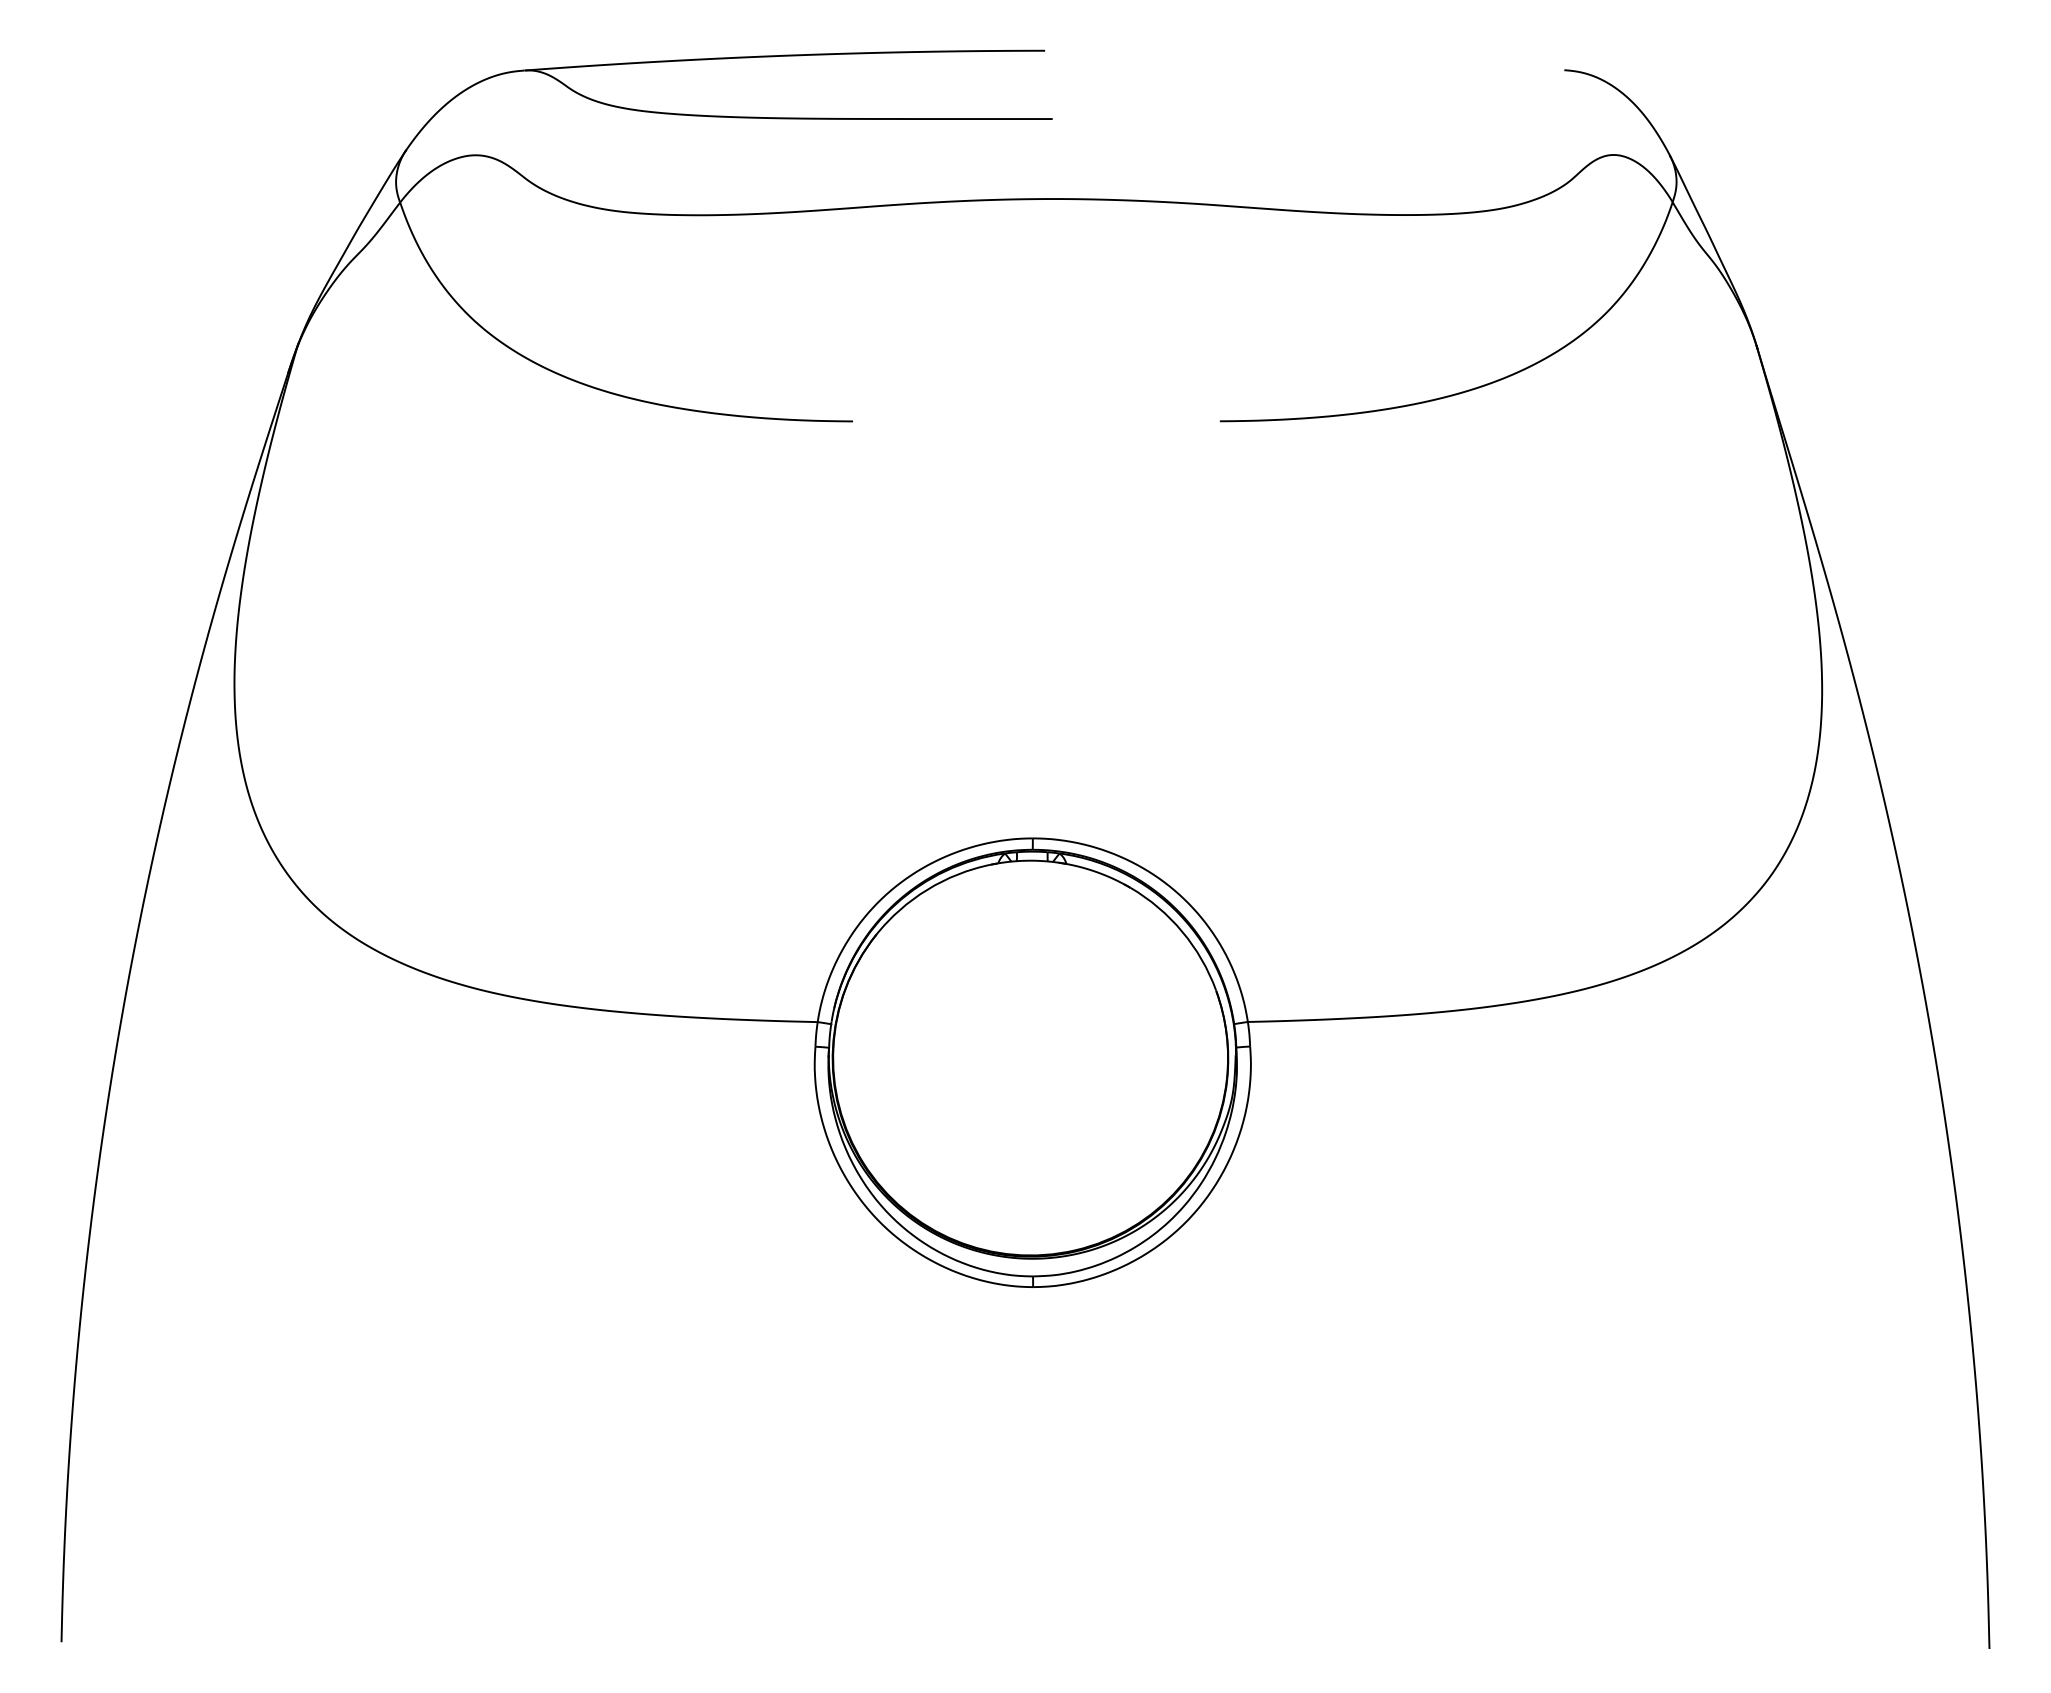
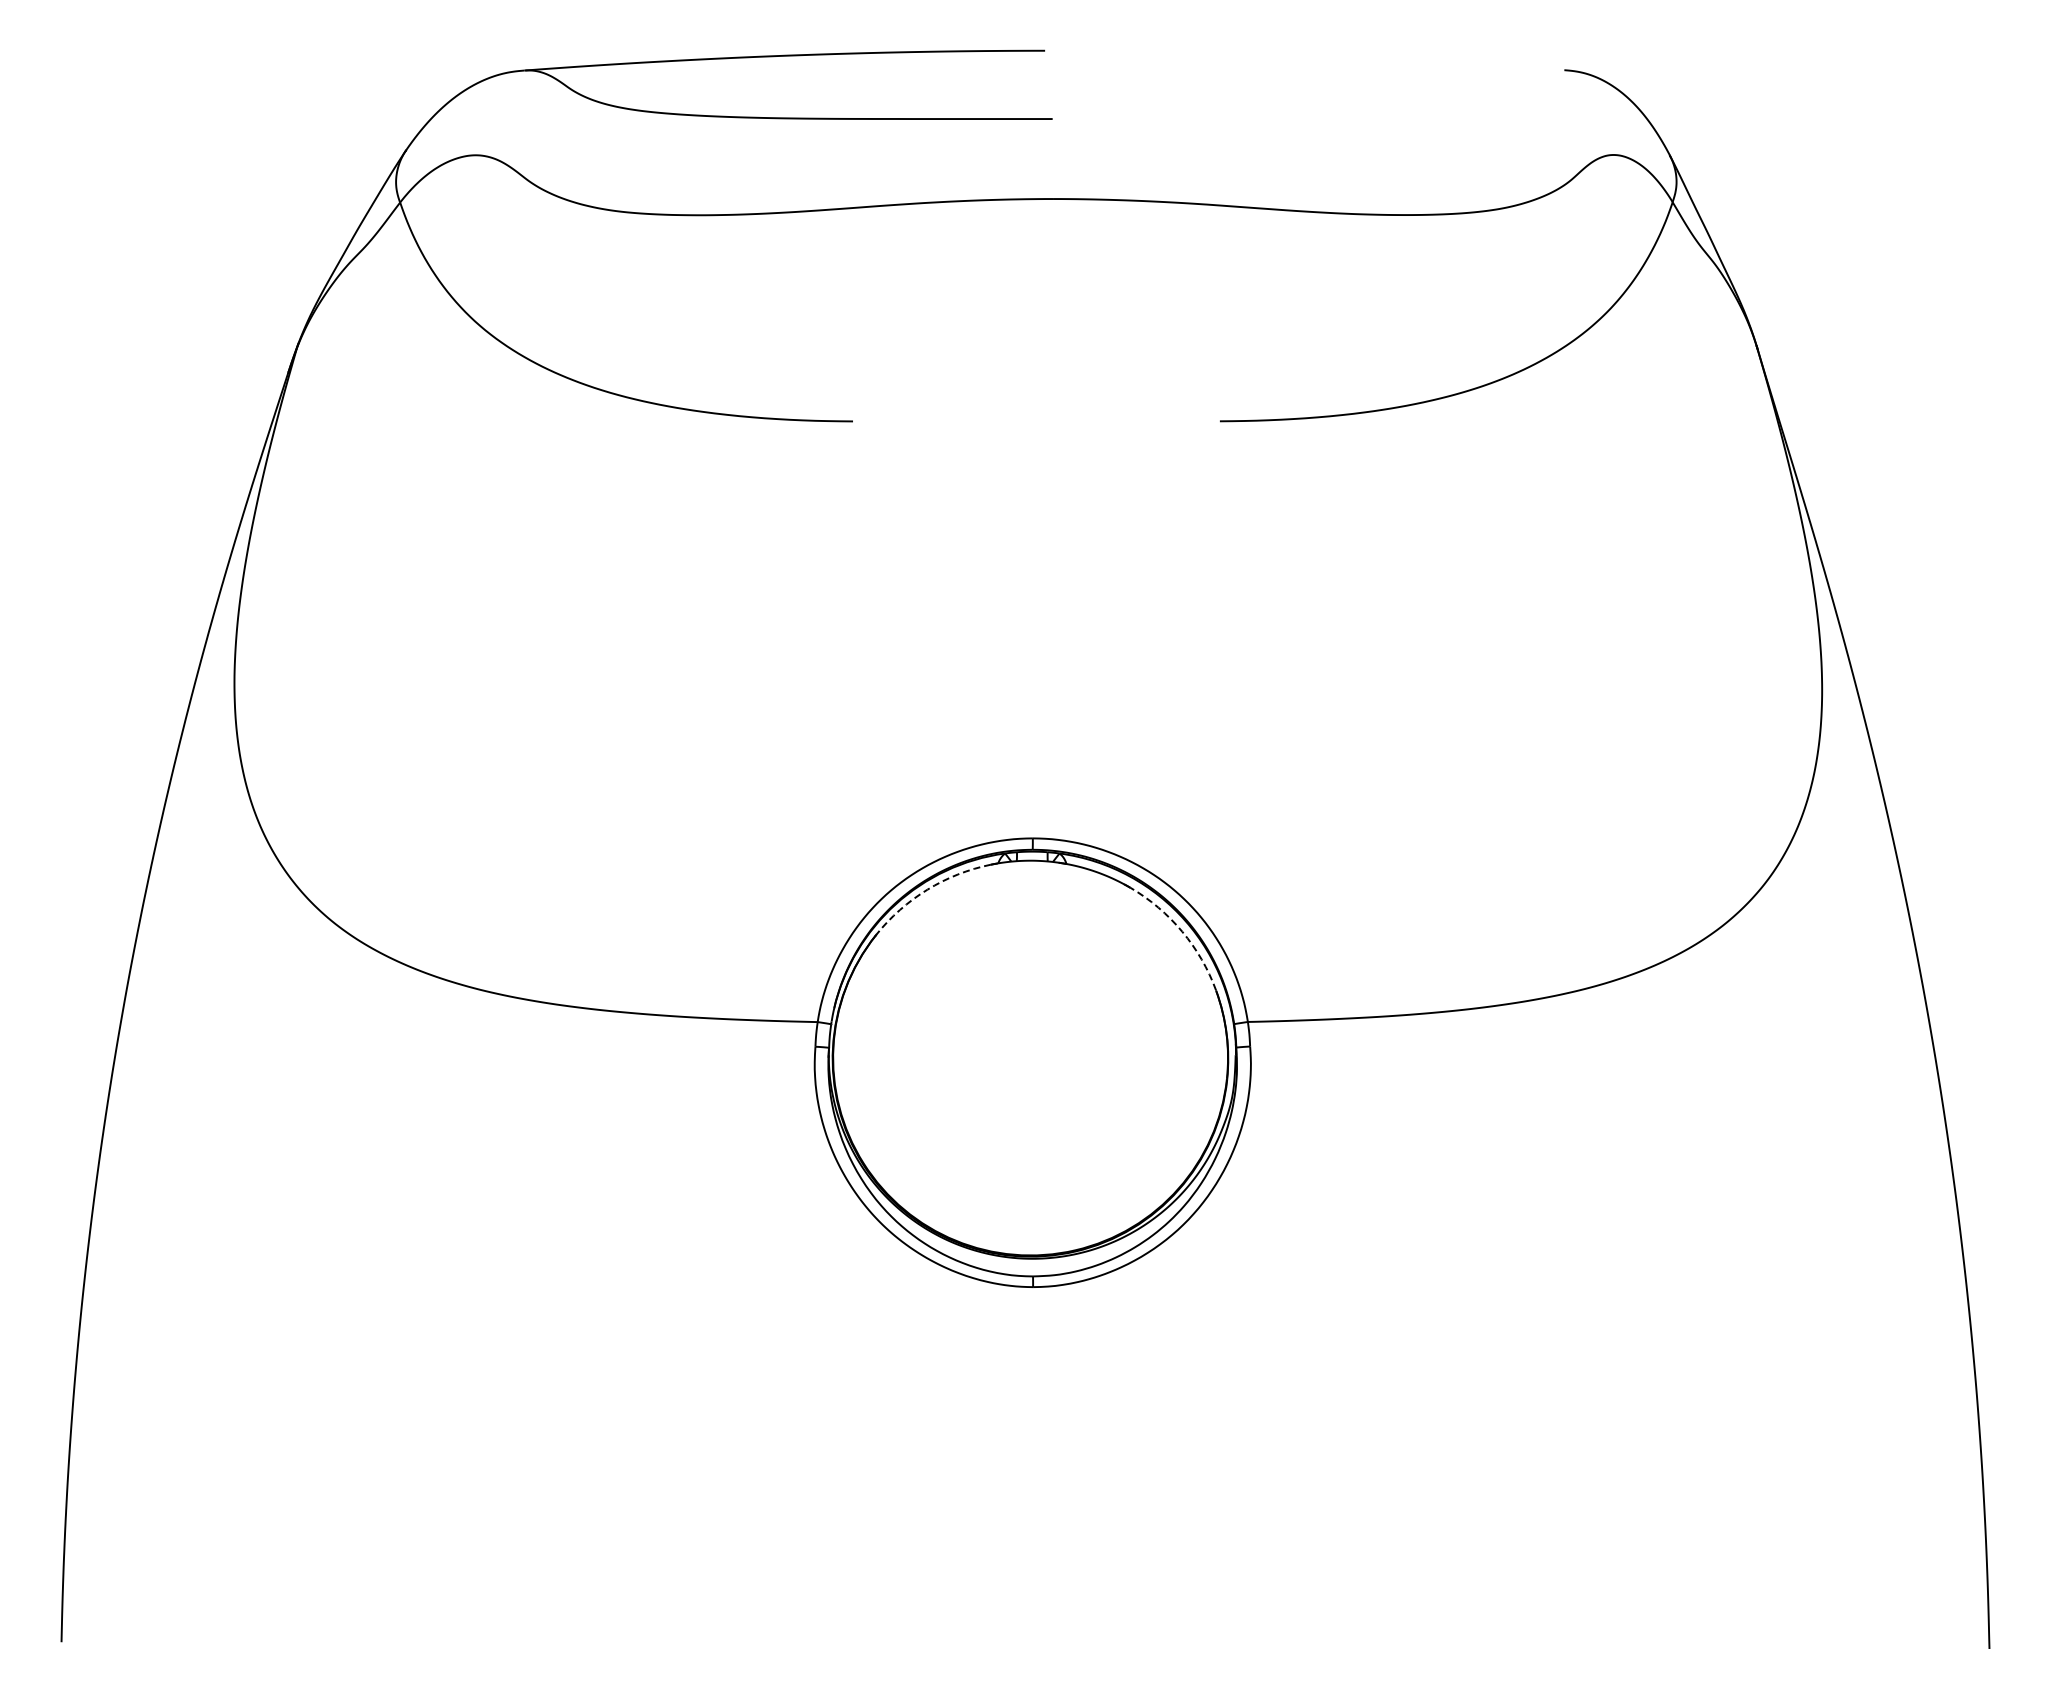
arc: solid -> dashed (927, 889)
arc: solid -> dashed (1182, 931)
